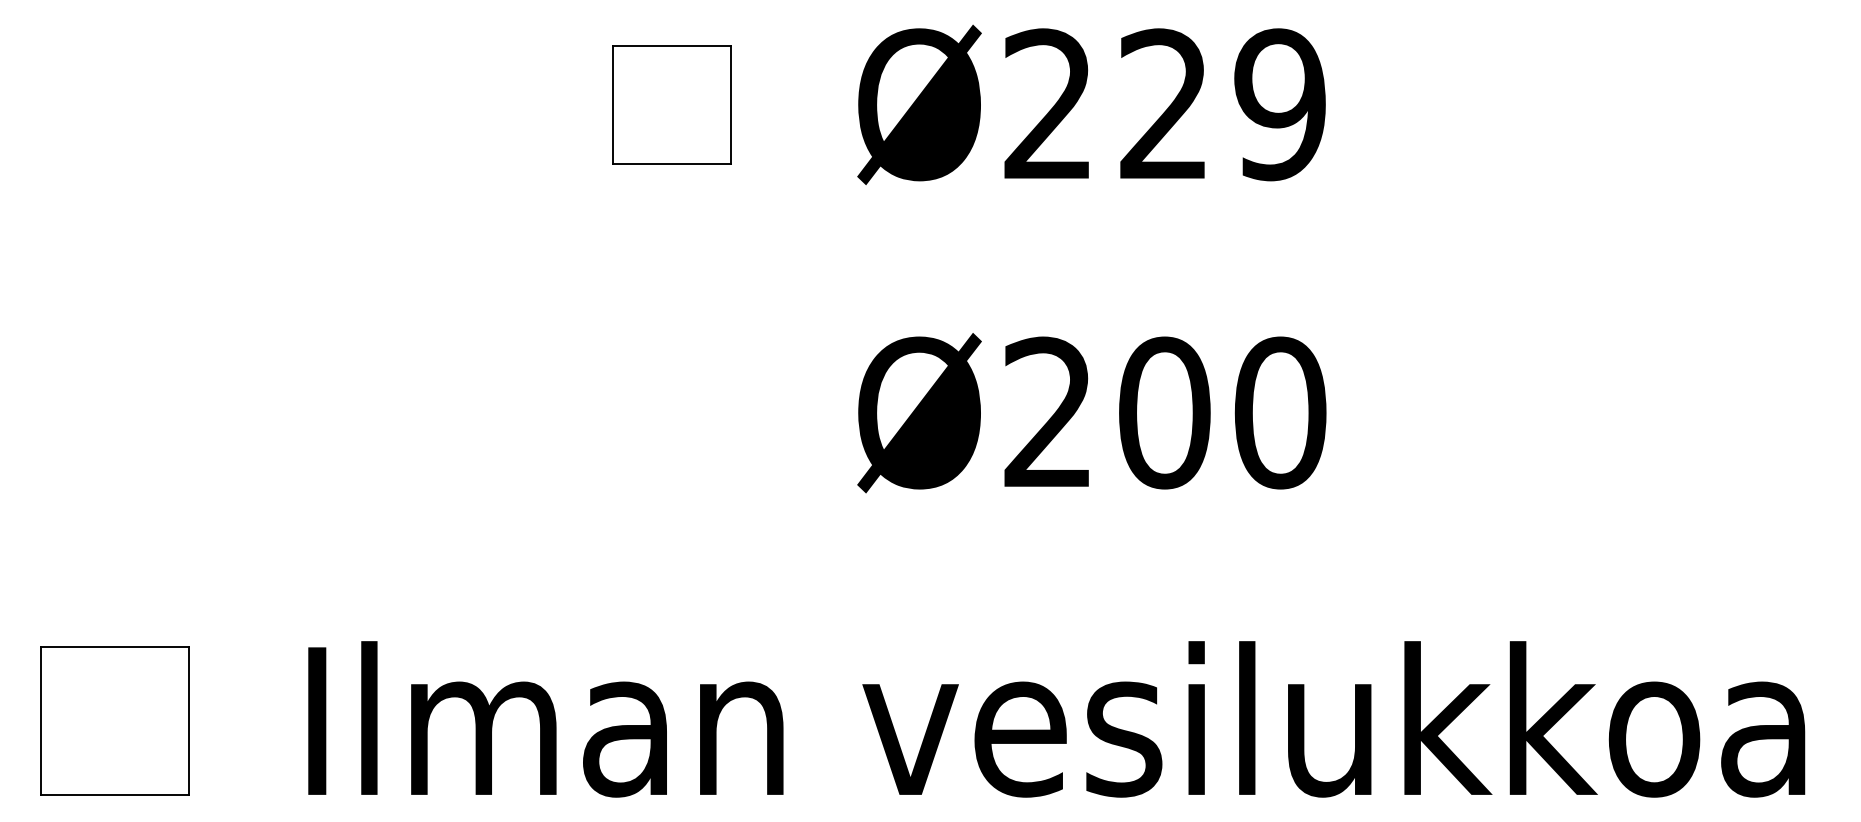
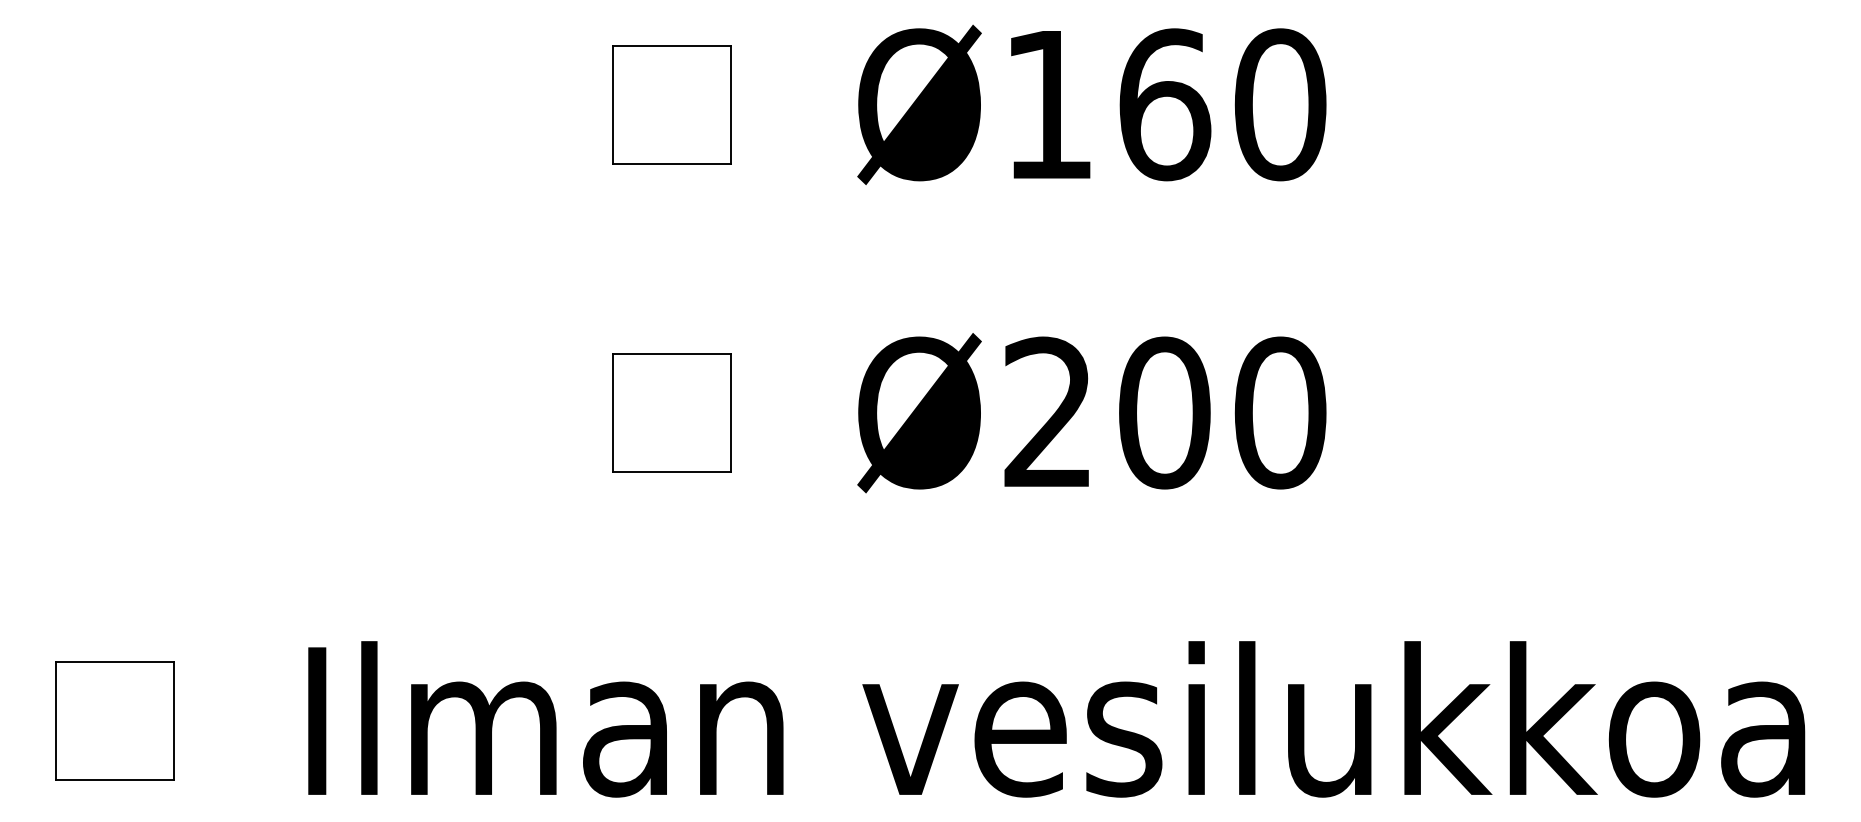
text: Ø229 -> Ø160 (1165, 104)
part: none -> present (671, 412)
part size: 150x150 px -> 120x120 px (114, 720)
